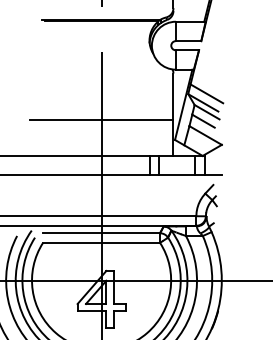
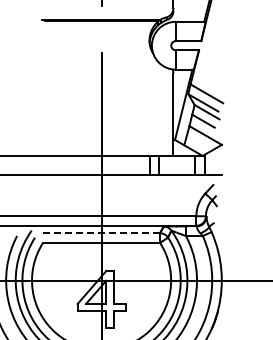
line: present -> none (101, 120)
line: solid -> dashed (102, 233)
